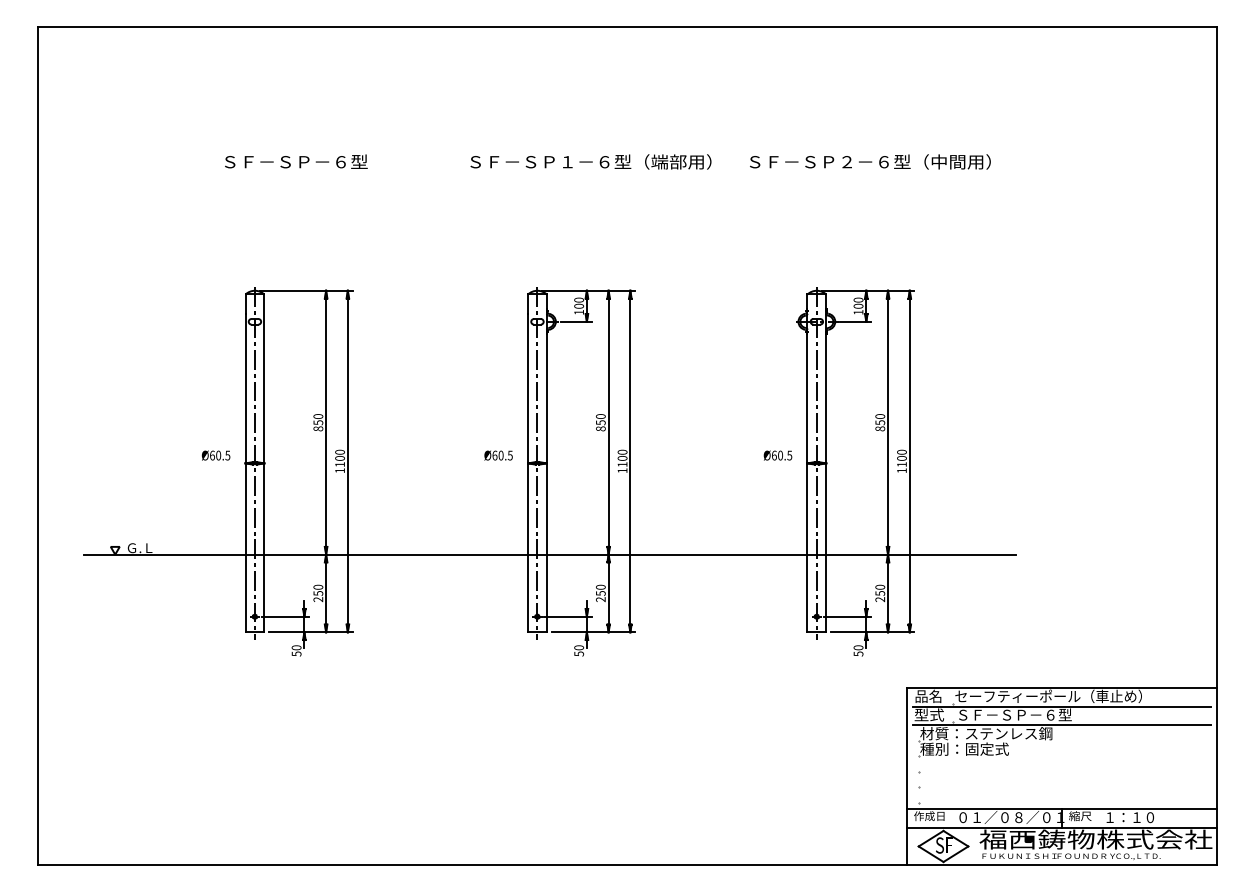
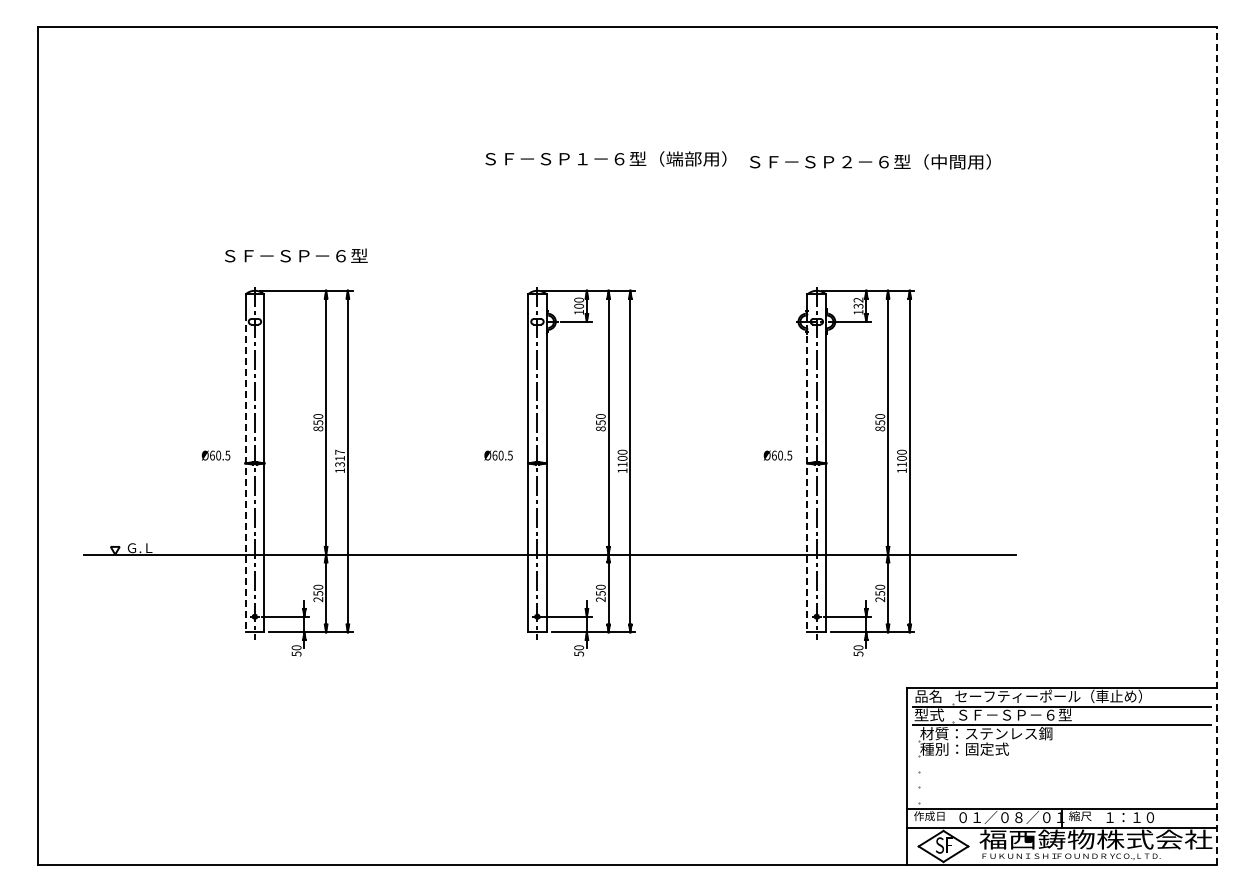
text position: (296, 161) -> (296, 255) (296, 255)
text position: (590, 161) -> (605, 158) (605, 158)
text: 100 -> 132 (858, 302)
line: solid -> dashed (1217, 445)
text: 1100 -> 1317 (339, 458)
line: solid -> dashed (245, 473)
line: solid -> dashed (807, 473)
